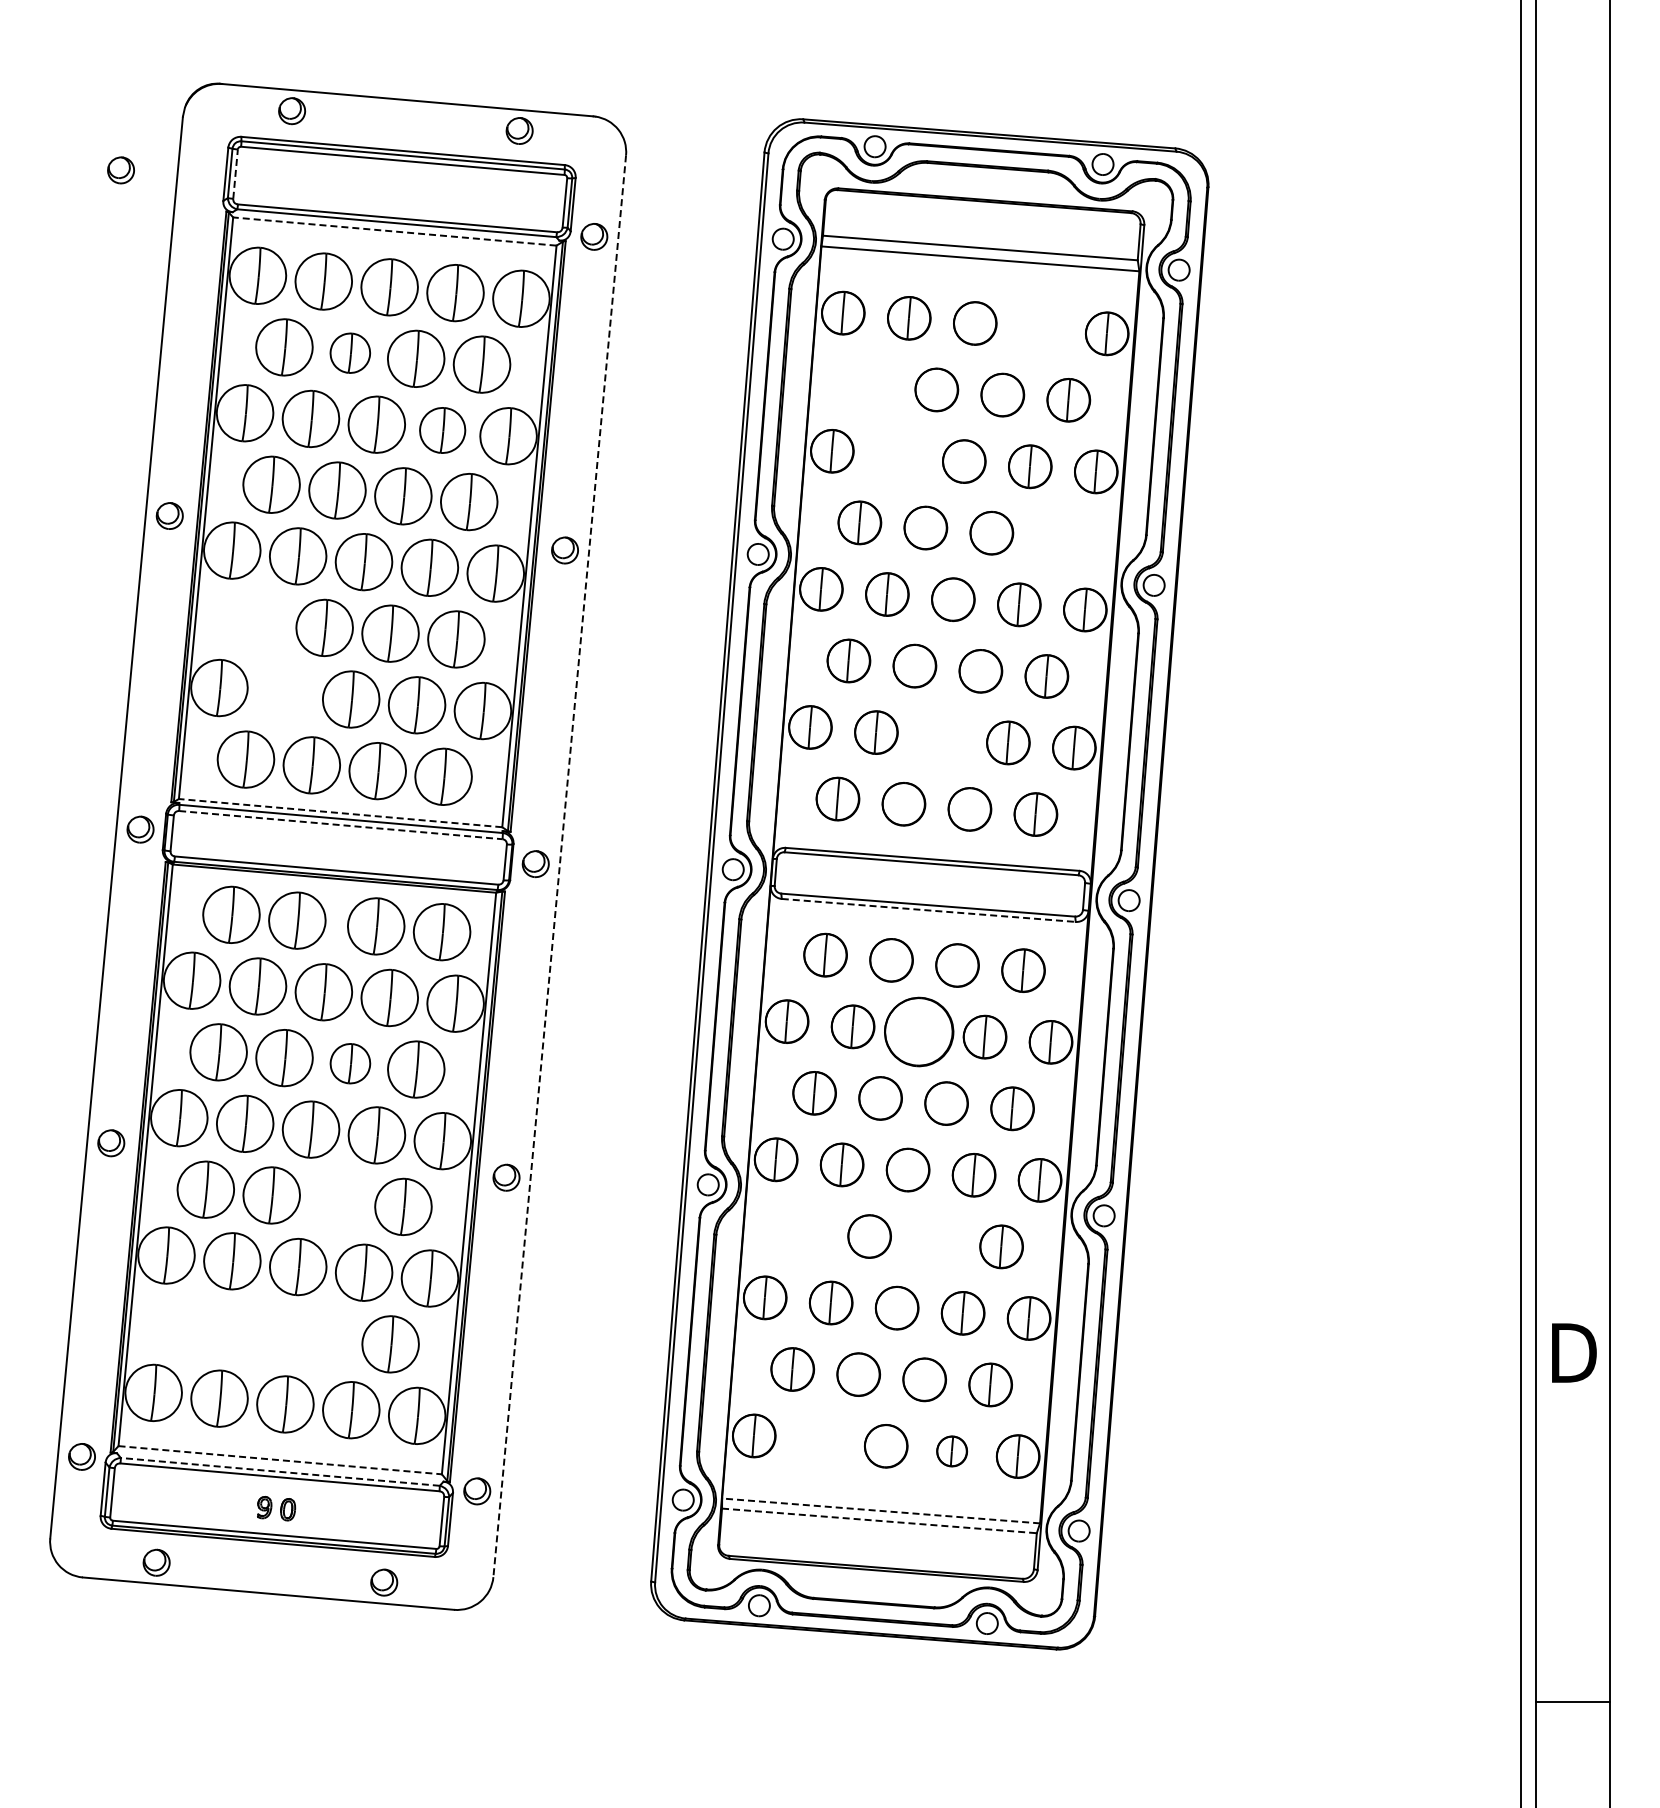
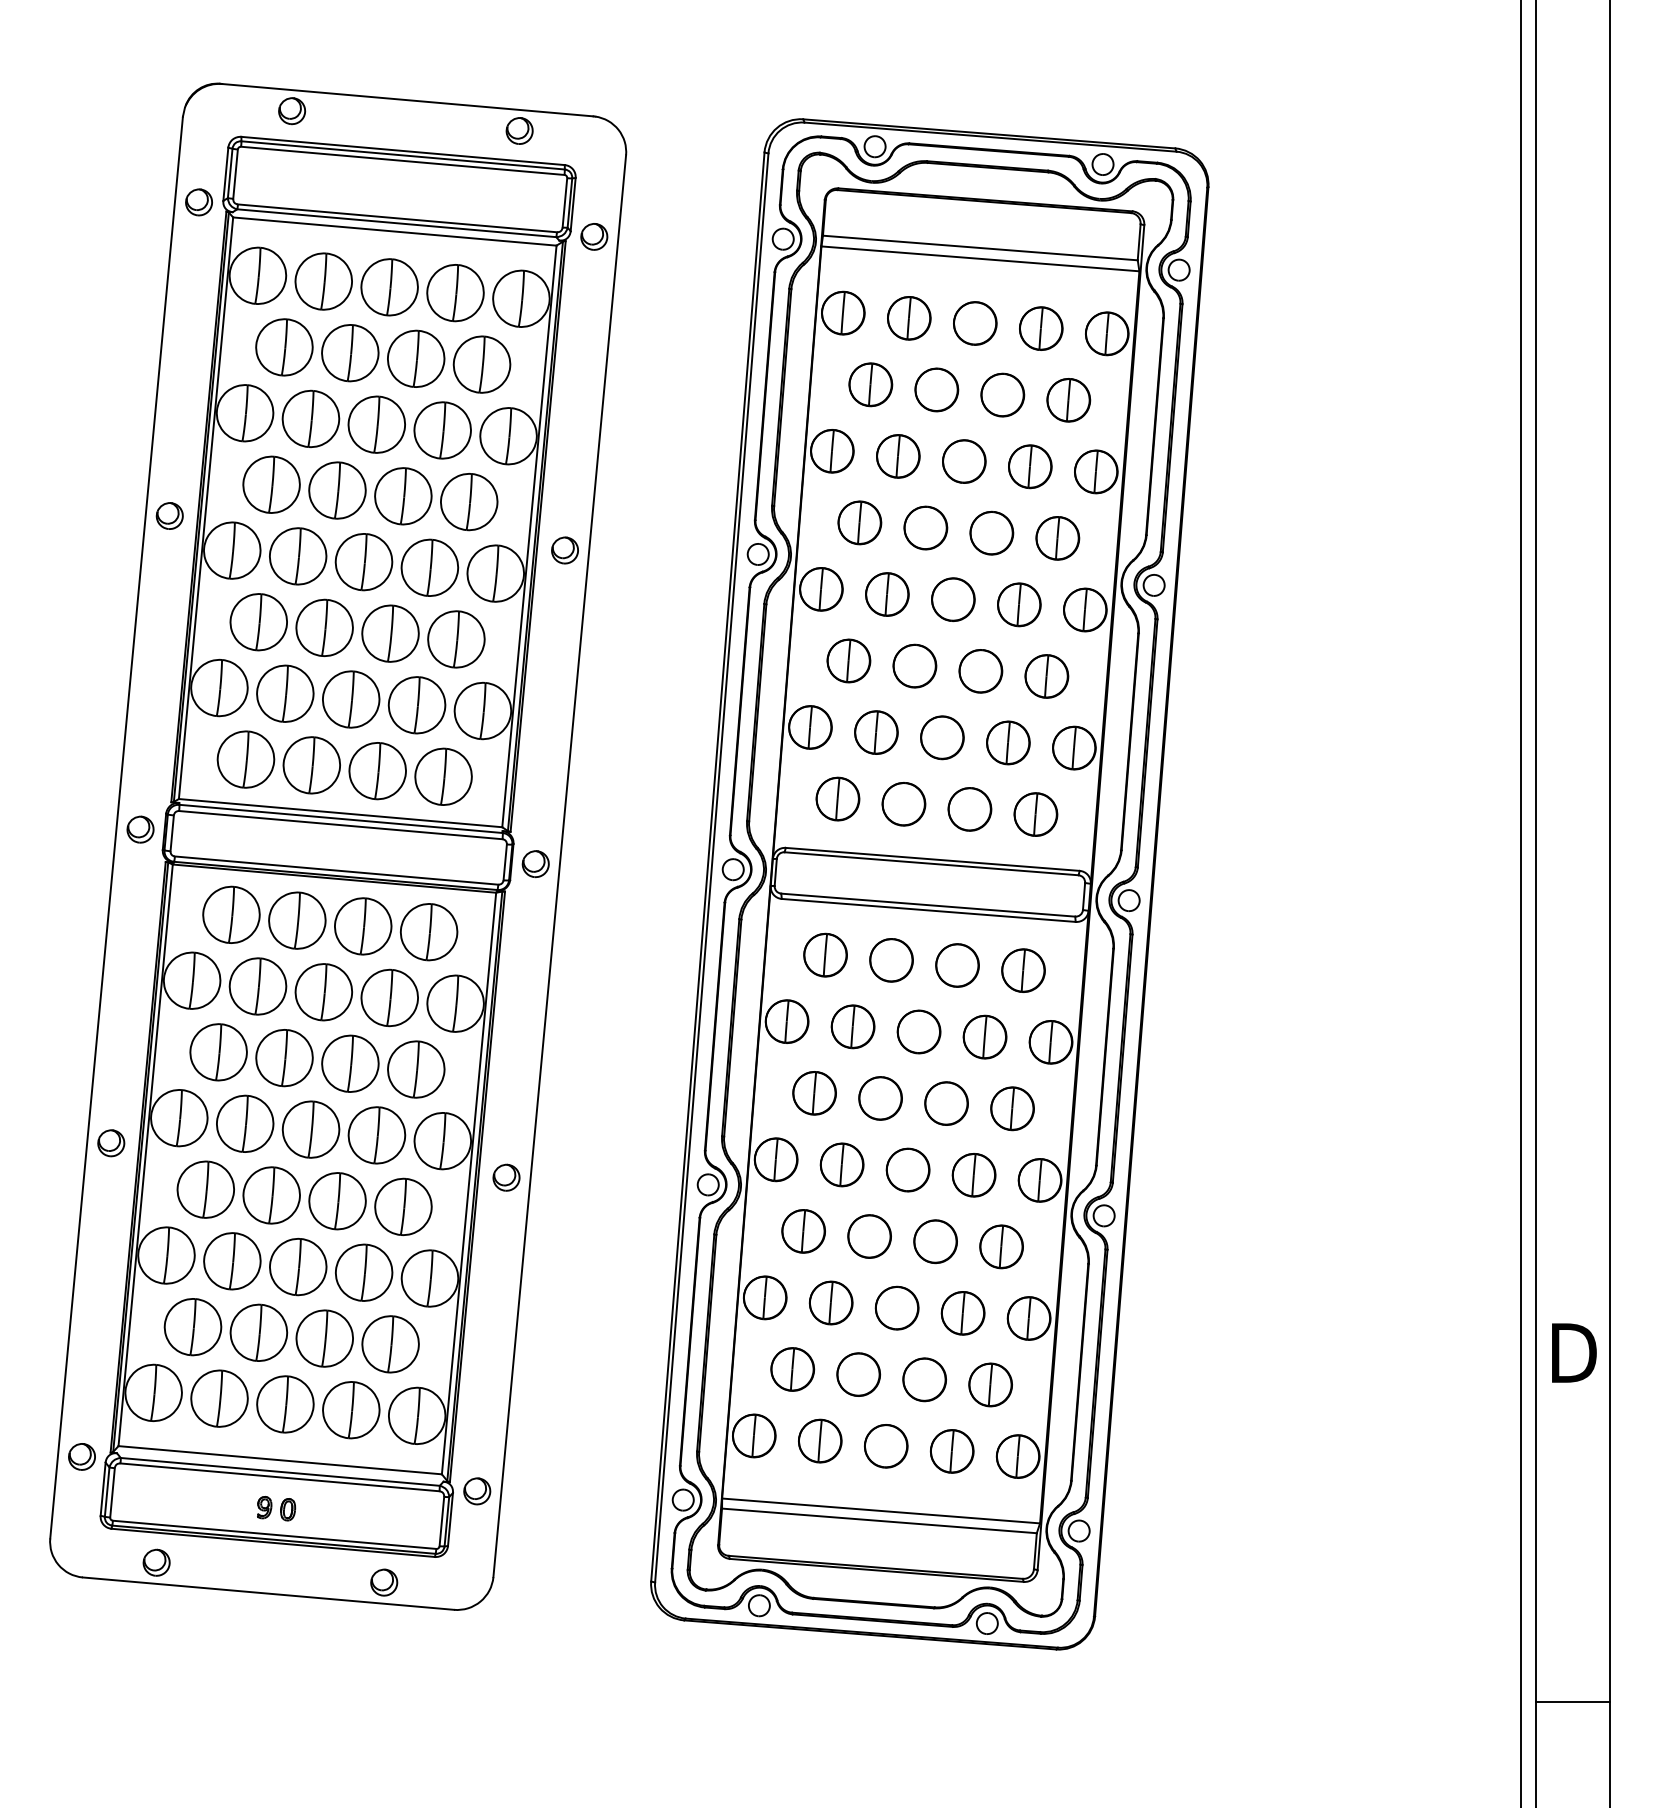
part position: (120, 170) -> (198, 202) (198, 202)
line: dashed -> solid (235, 174)
line: dashed -> solid (394, 231)
part: none -> present (1041, 328)
part size: 42x42 px -> 59x59 px (350, 353)
part: none -> present (870, 384)
part size: 48x47 px -> 59x59 px (442, 430)
part: none -> present (898, 456)
part: none -> present (1057, 538)
part: none -> present (258, 622)
part: none -> present (285, 693)
part: none -> present (942, 737)
line: dashed -> solid (340, 813)
line: dashed -> solid (341, 825)
line: dashed -> solid (559, 866)
line: dashed -> solid (929, 910)
part position: (409, 929) -> (396, 929) (396, 929)
part size: 71x72 px -> 46x46 px (918, 1031)
part size: 43x42 px -> 59x59 px (350, 1063)
part: none -> present (337, 1201)
part: none -> present (803, 1231)
part: none -> present (935, 1241)
part: none -> present (258, 1332)
part: none -> present (820, 1440)
part size: 33x33 px -> 46x45 px (951, 1451)
line: dashed -> solid (280, 1460)
line: dashed -> solid (279, 1471)
line: dashed -> solid (880, 1510)
line: dashed -> solid (879, 1520)
